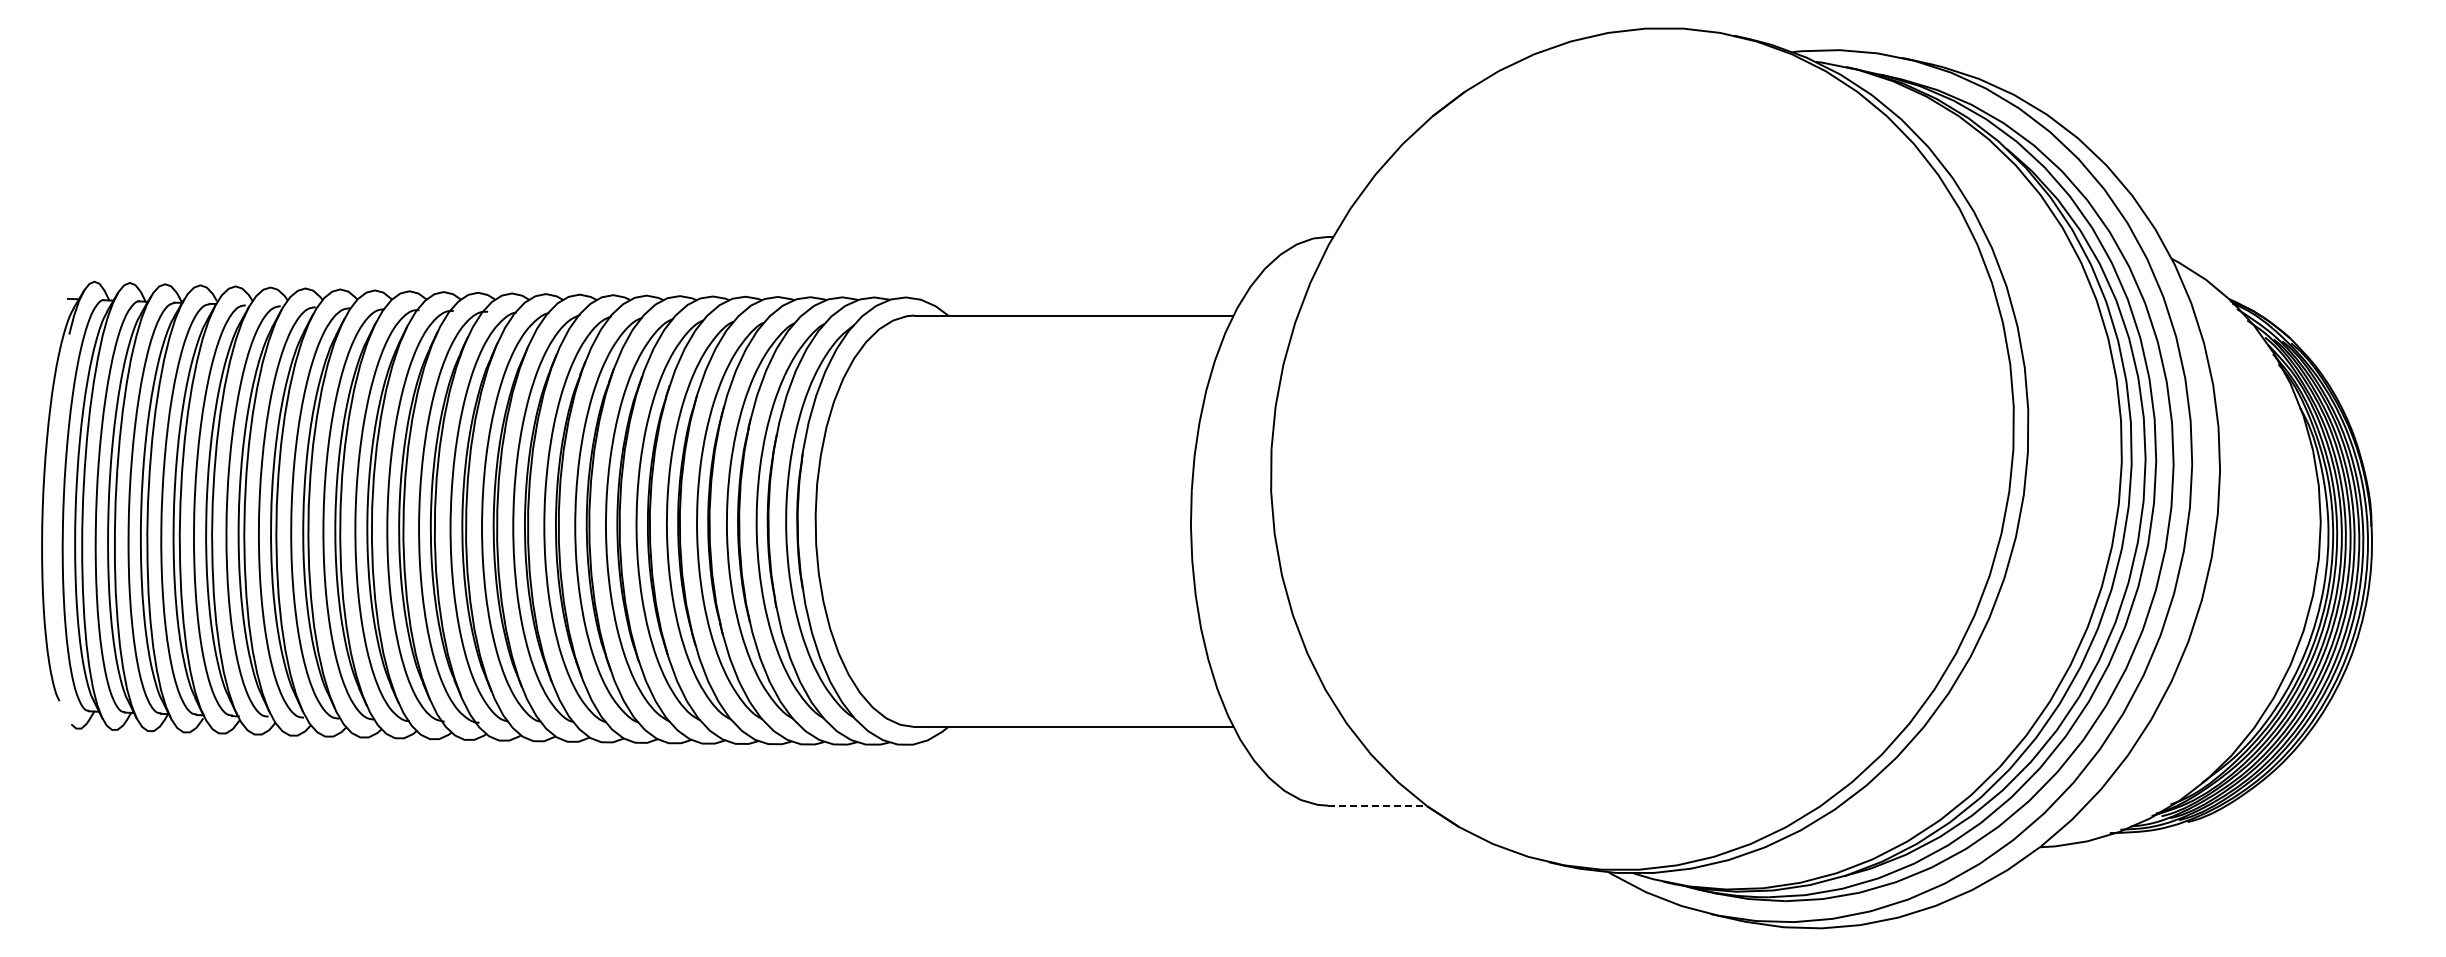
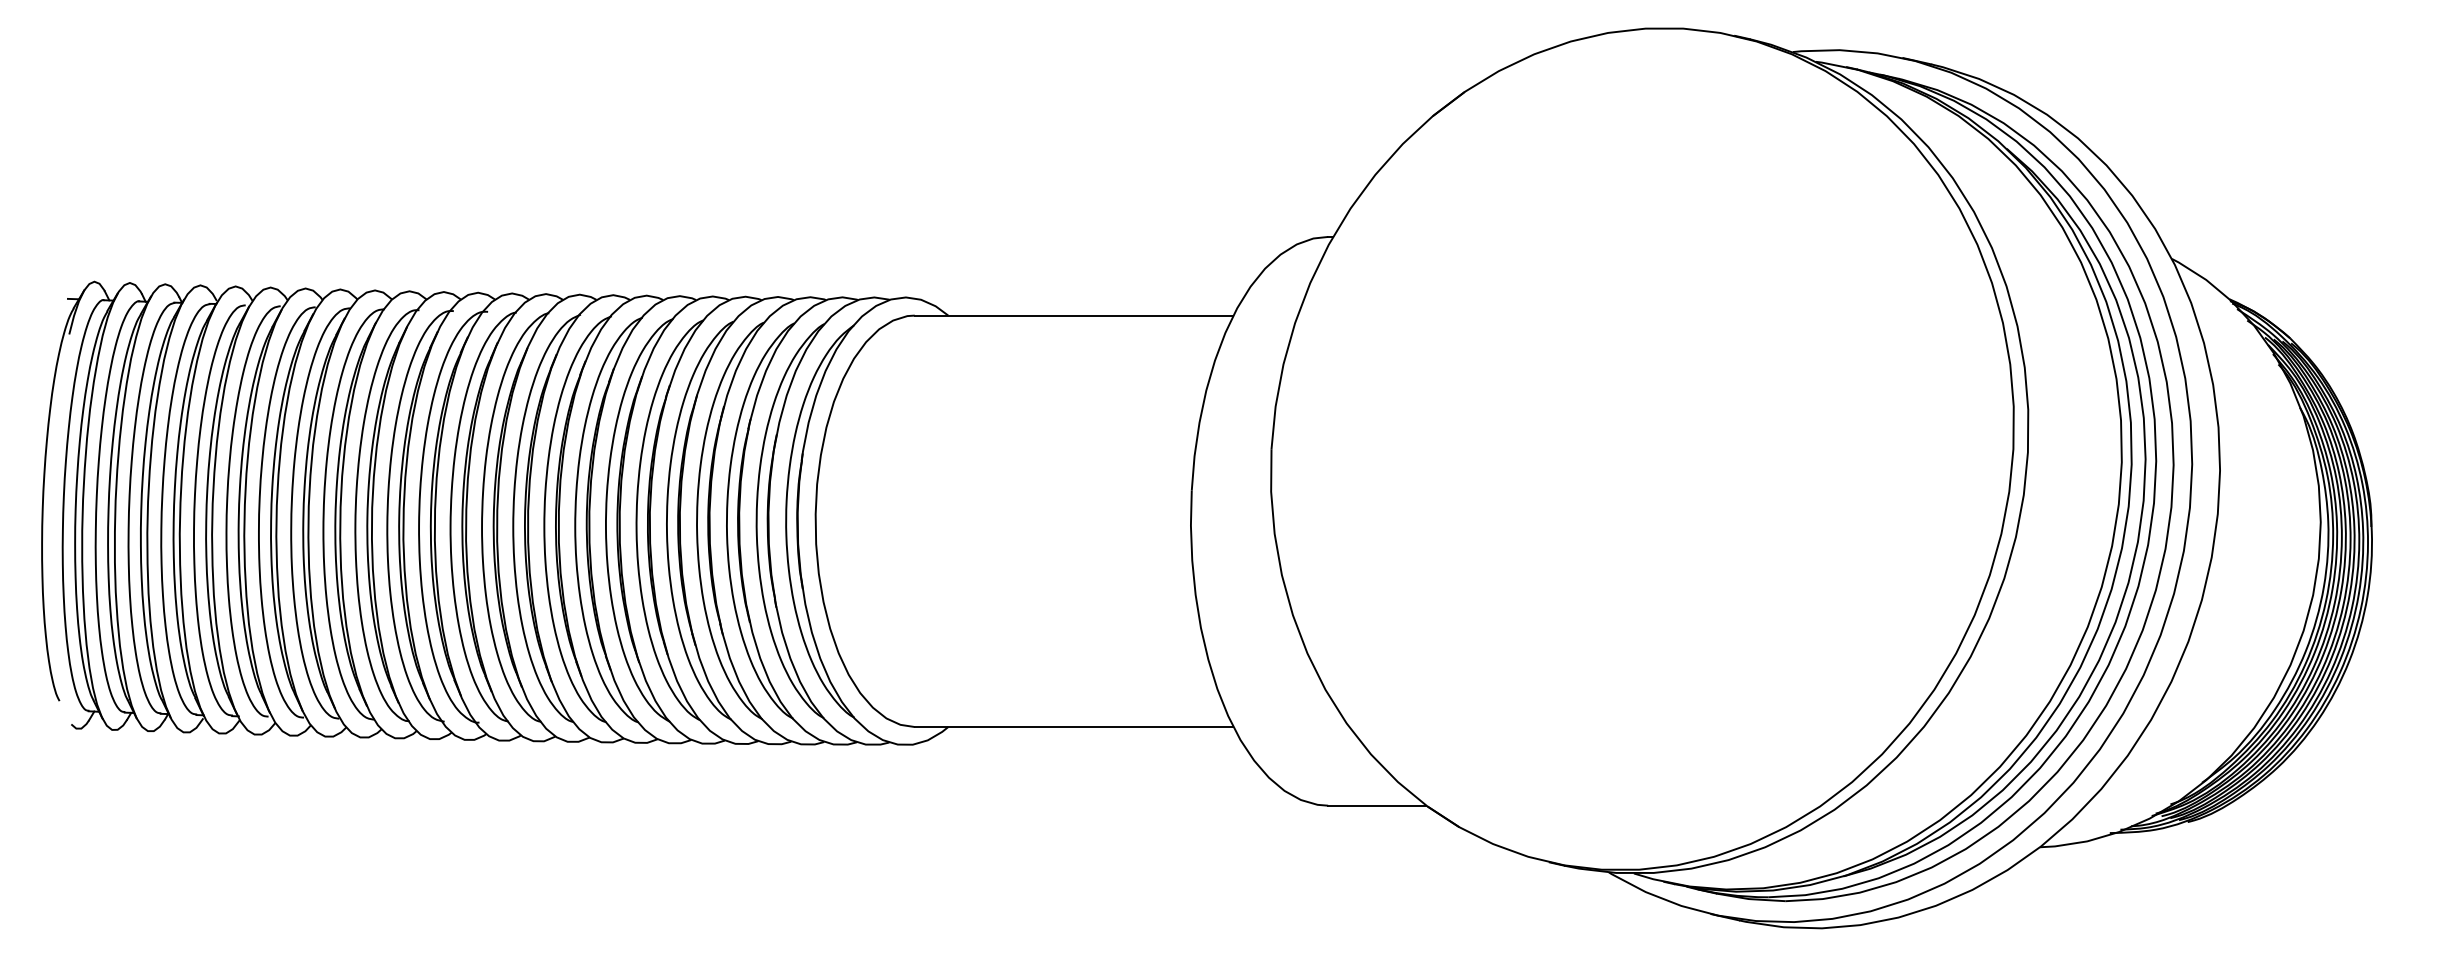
line: dashed -> solid (1377, 805)
